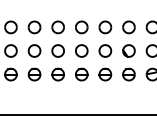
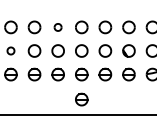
part size: 14x15 px -> 10x9 px (57, 27)
part size: 14x14 px -> 10x10 px (10, 50)
part: none -> present (81, 99)
